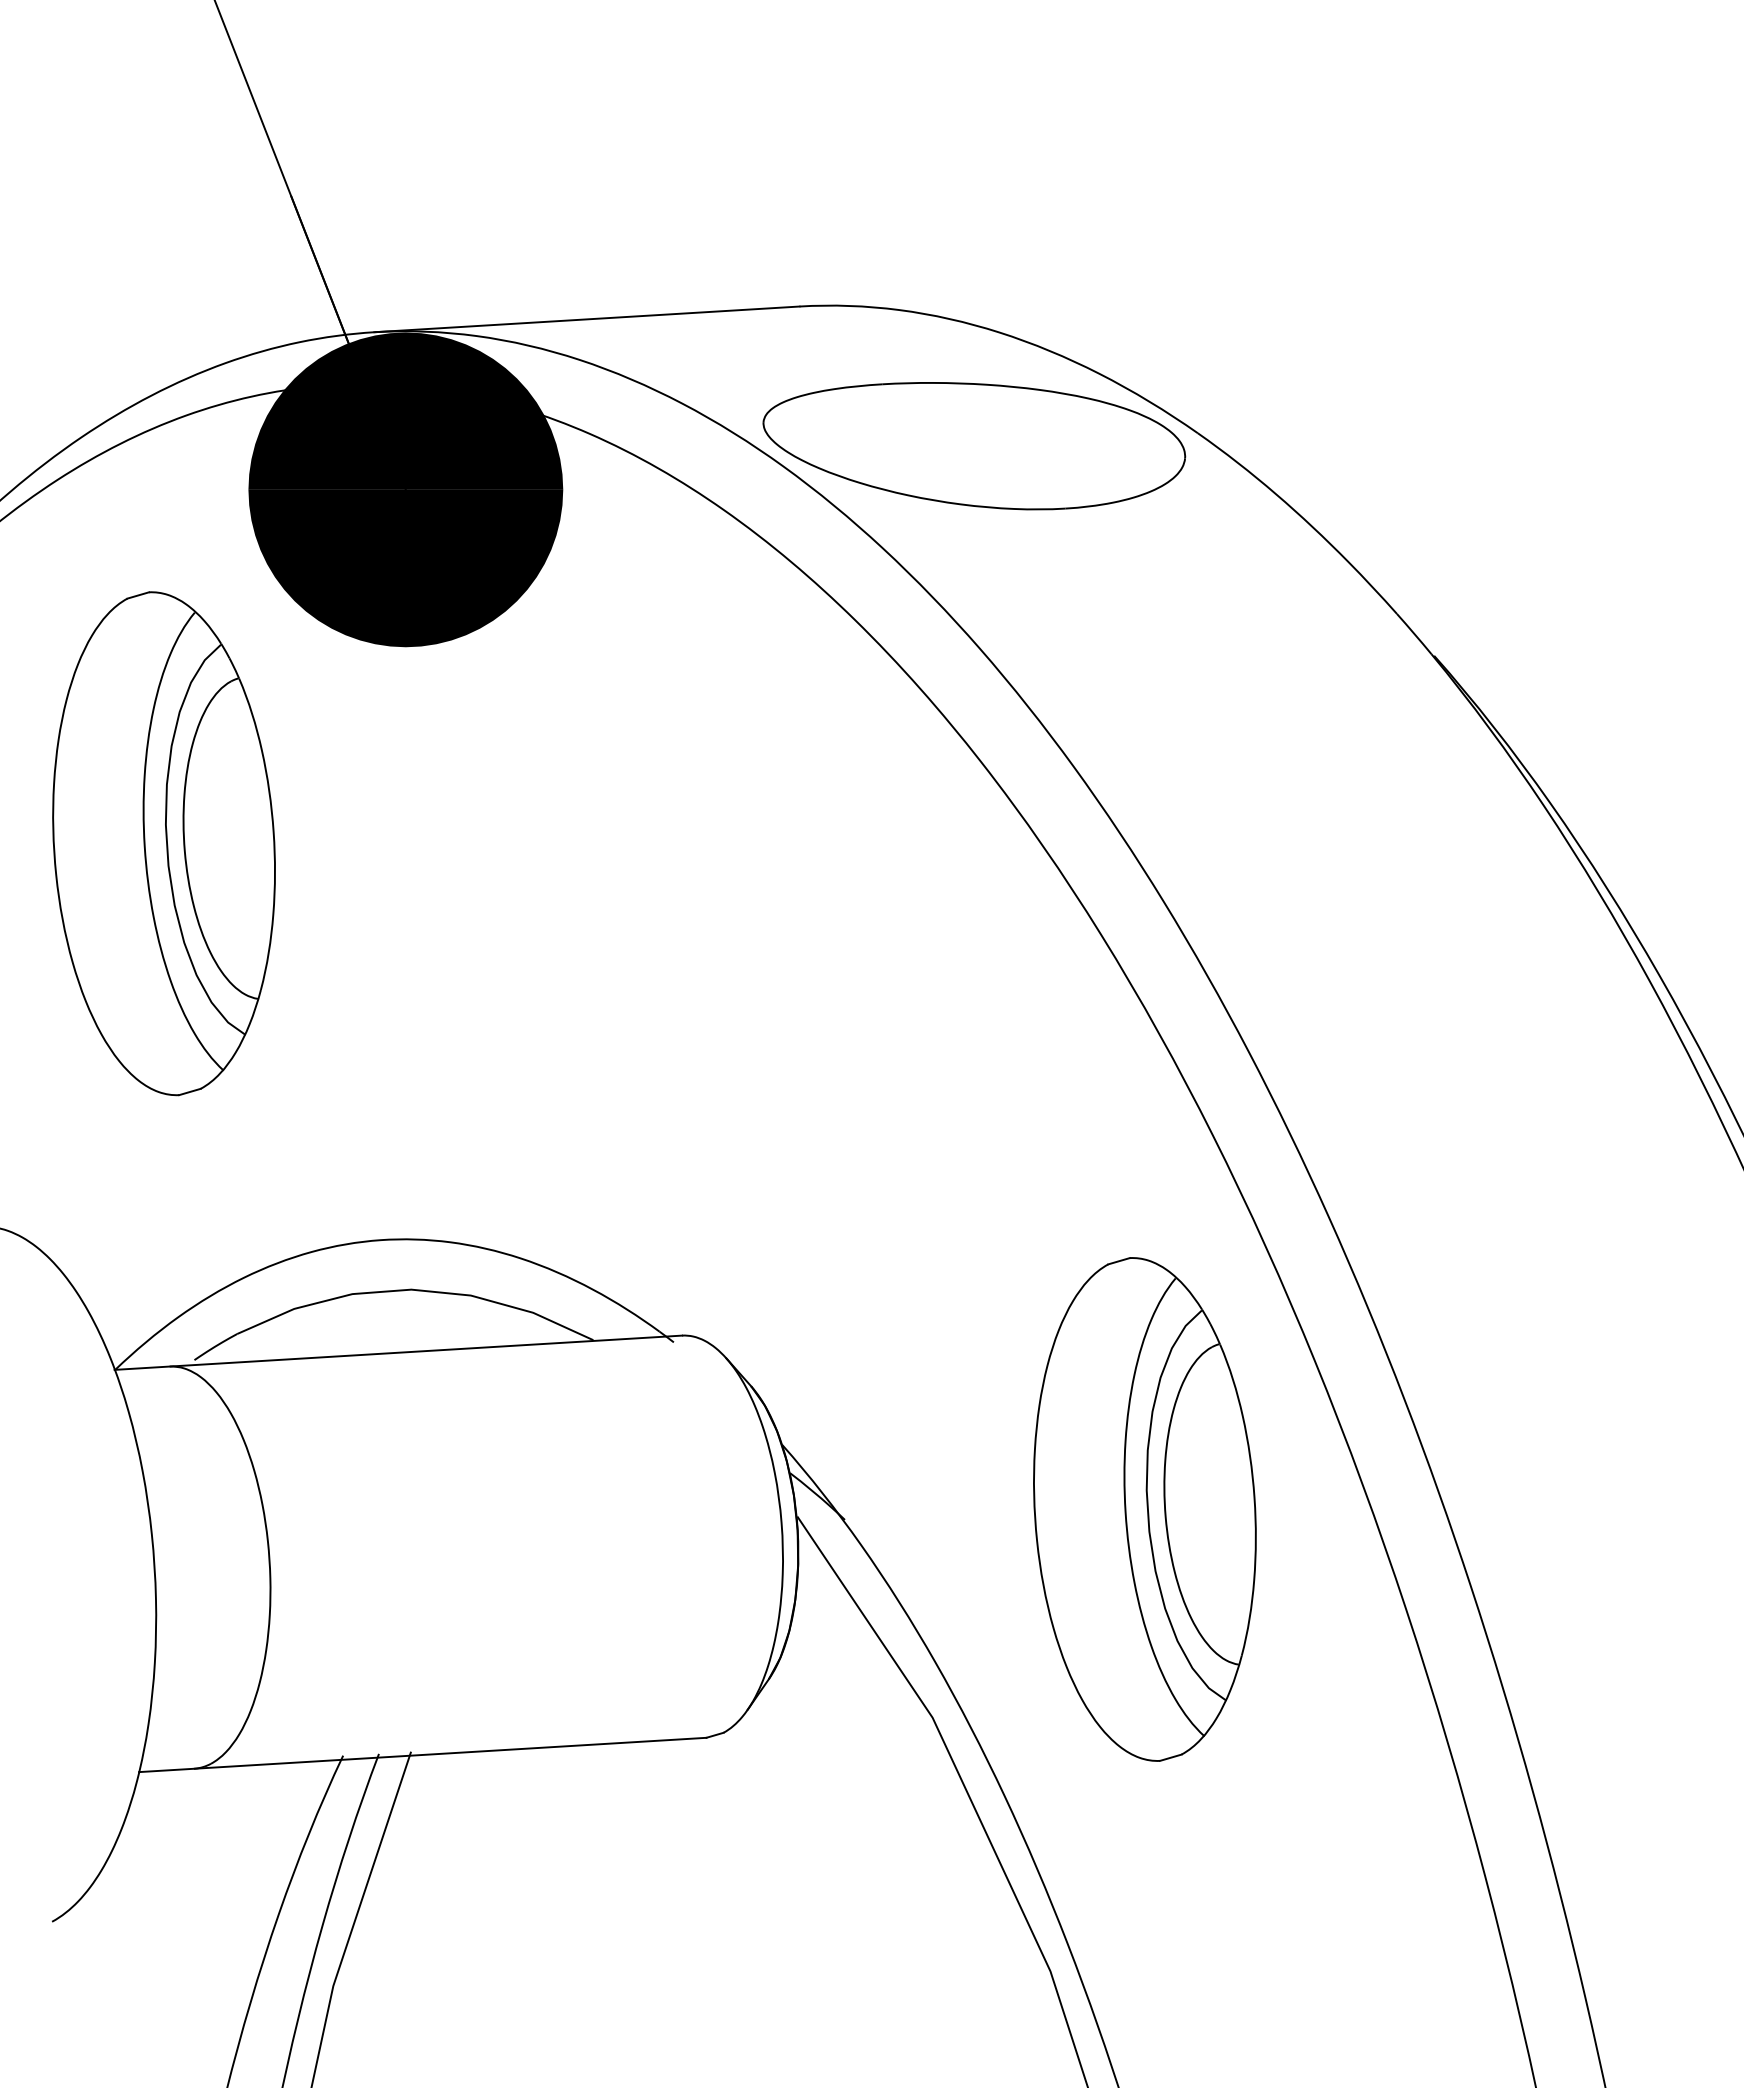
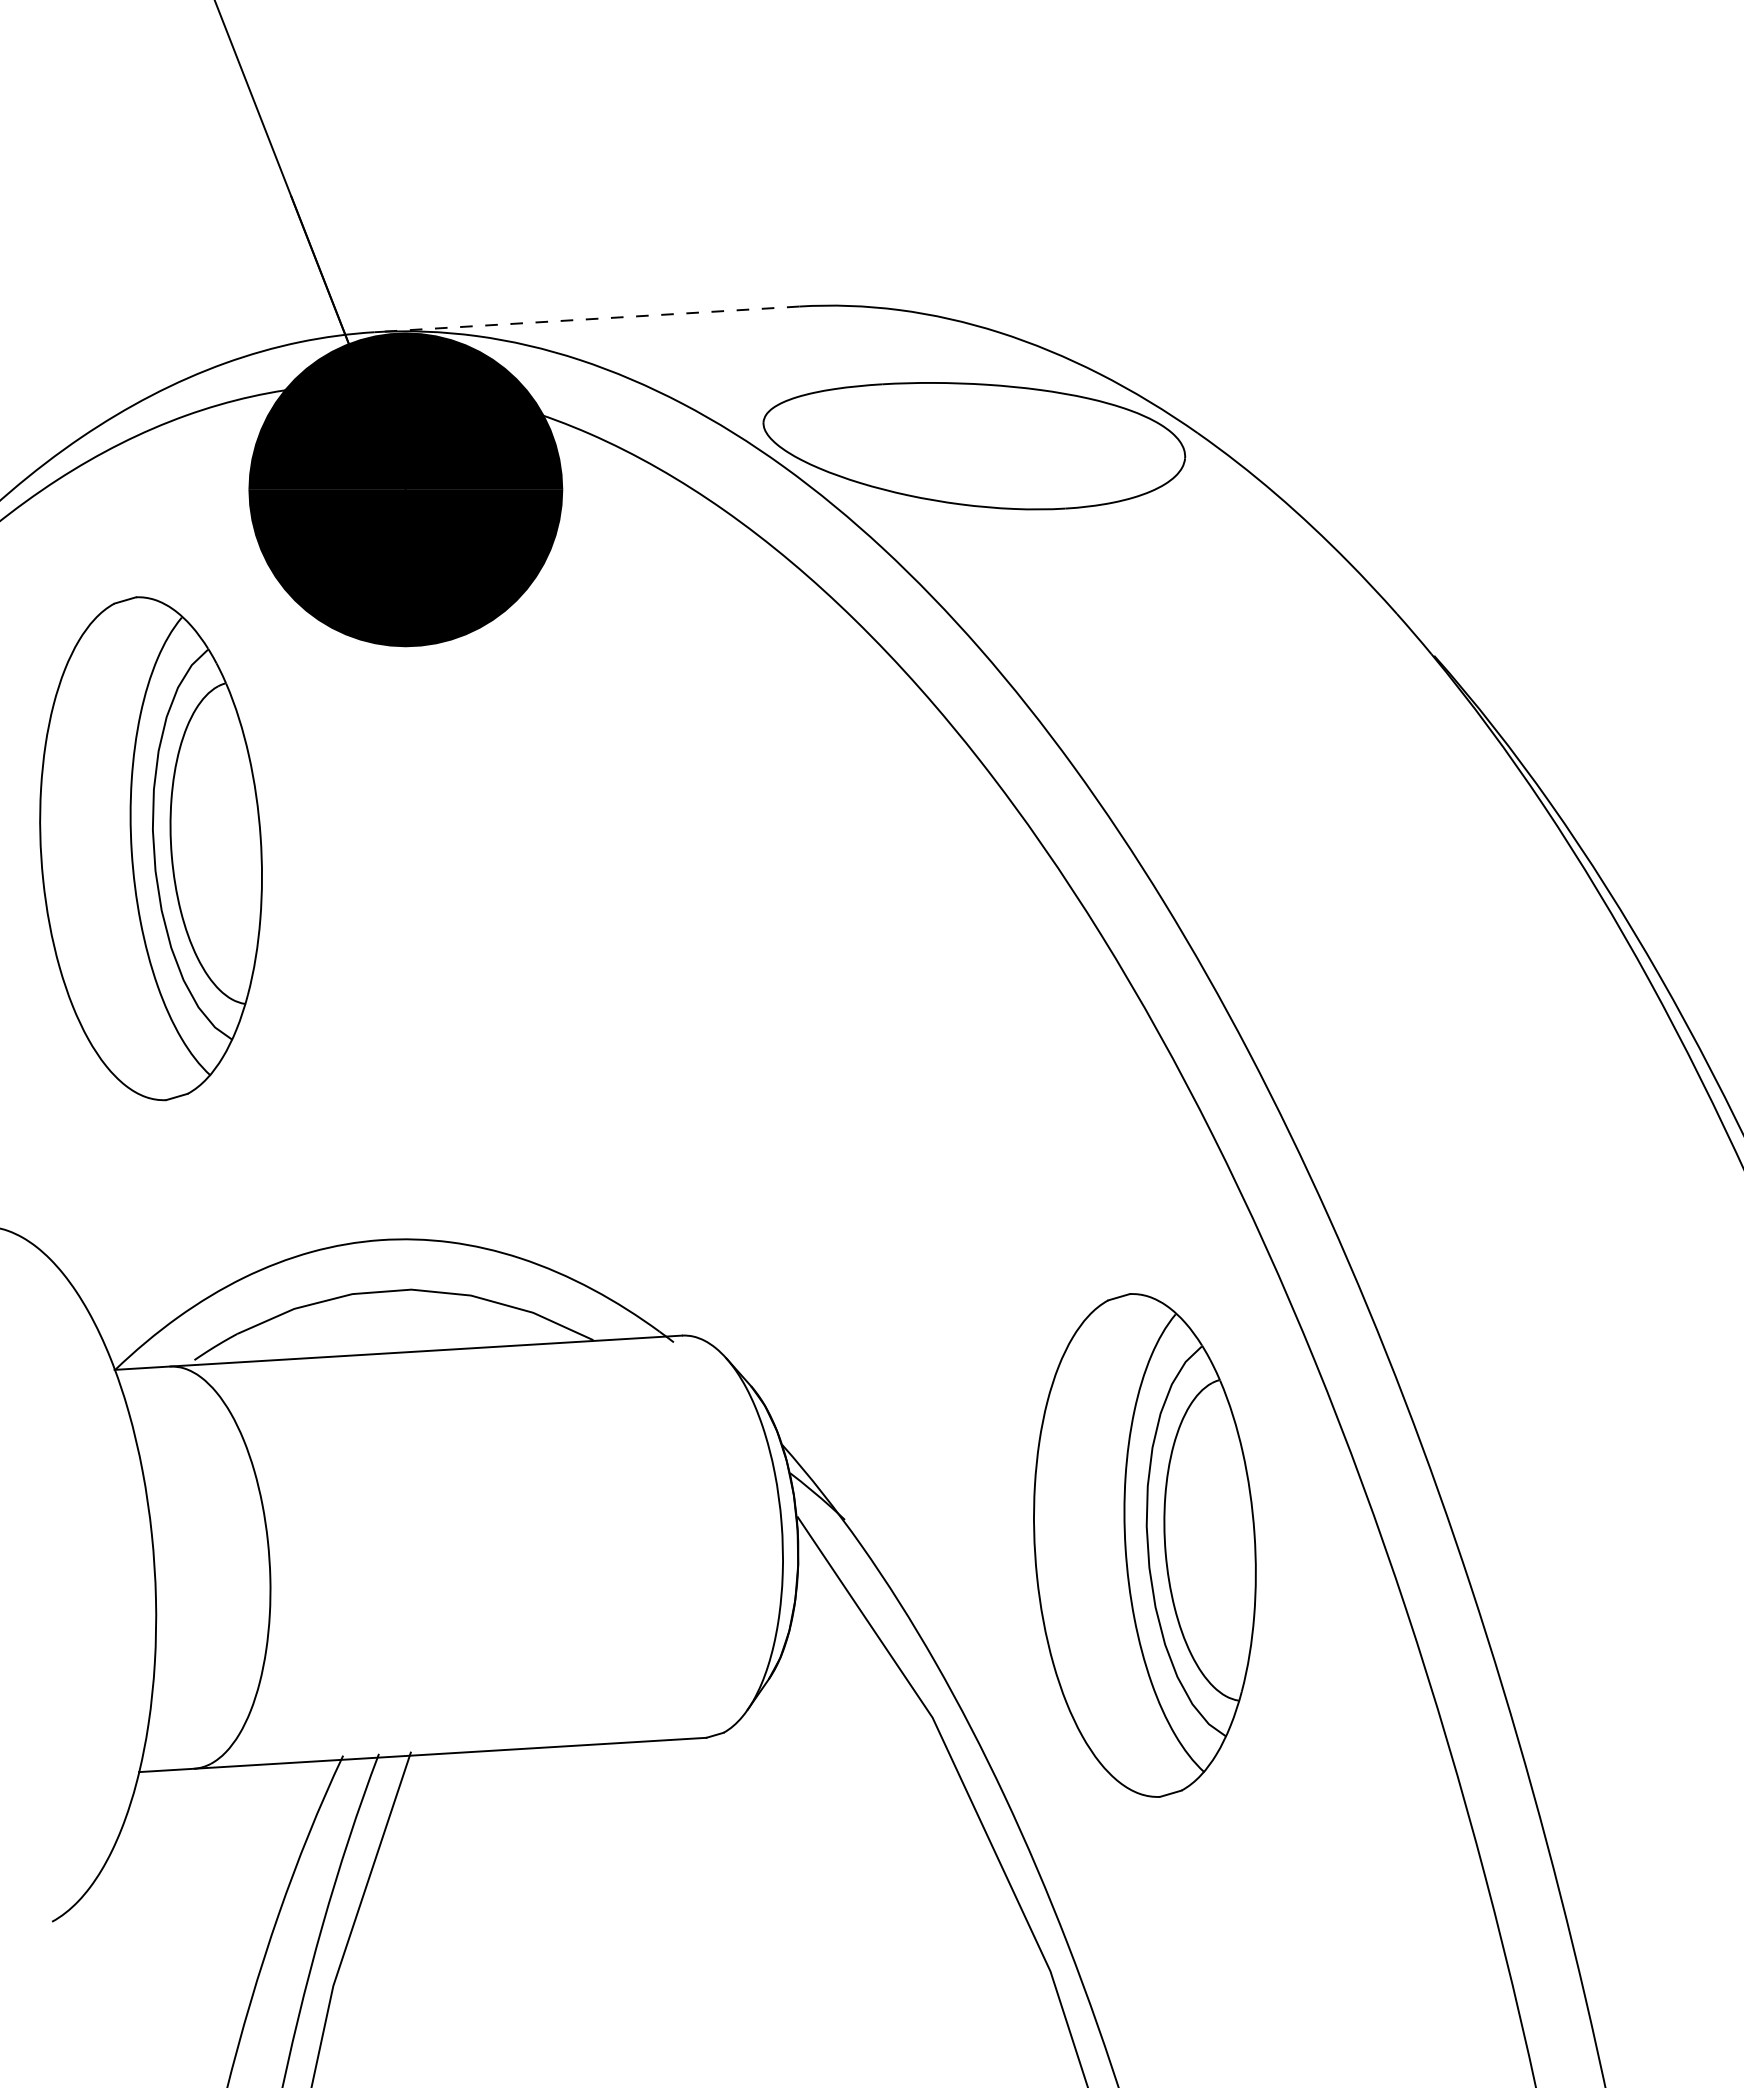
line: solid -> dashed (586, 319)
part position: (163, 843) -> (150, 848) (150, 848)
part position: (1144, 1509) -> (1144, 1545) (1144, 1545)
